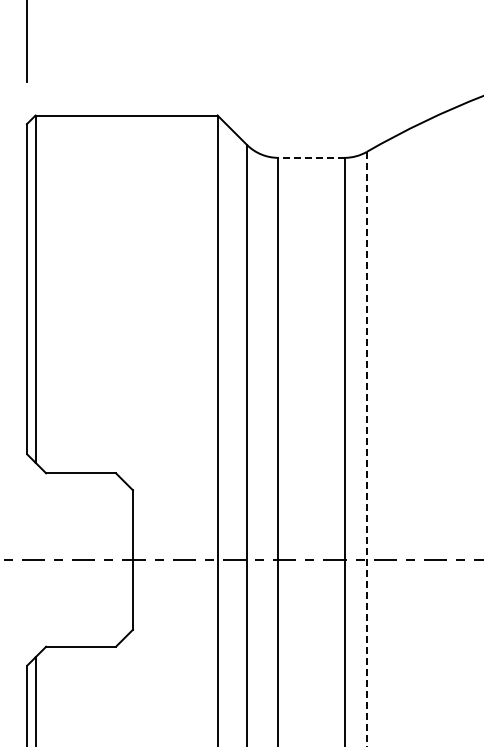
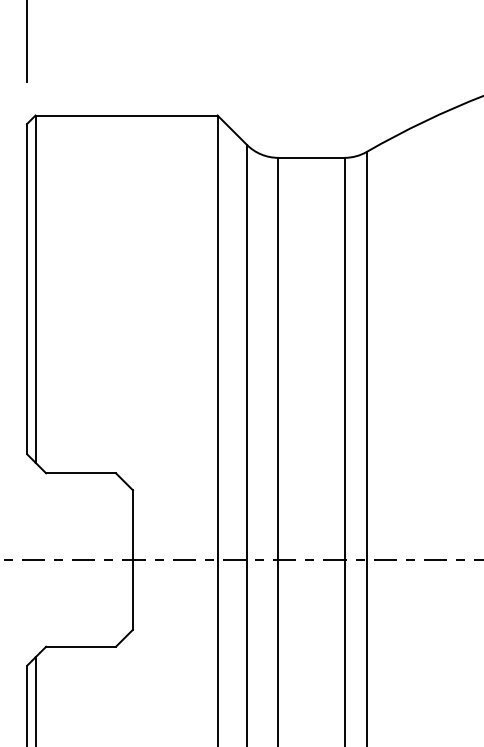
line: dashed -> solid (310, 157)
line: dashed -> solid (366, 449)
